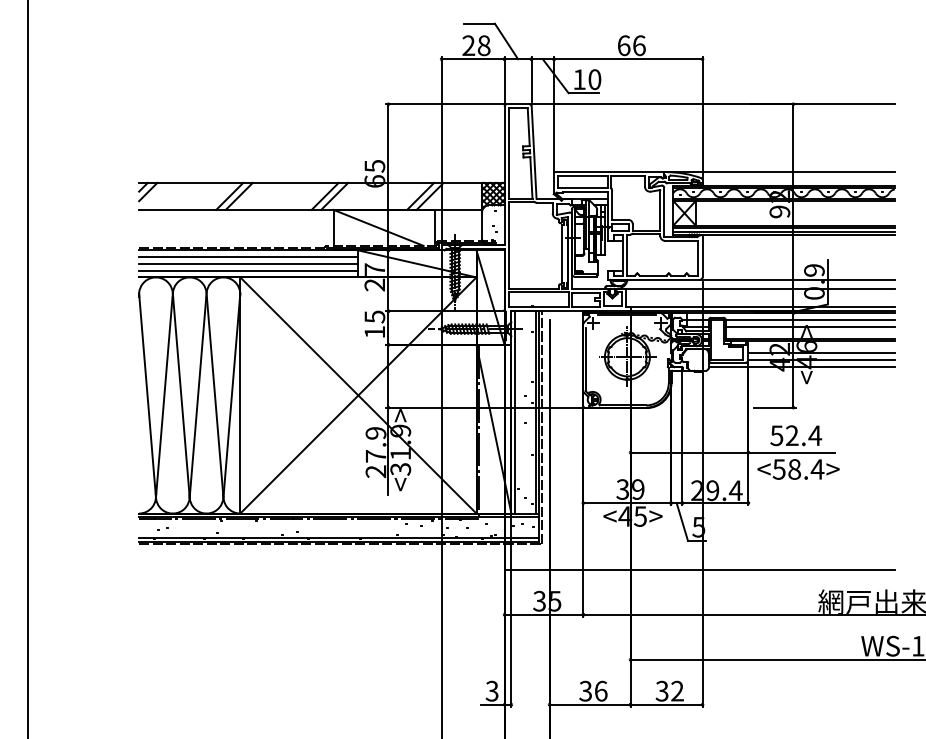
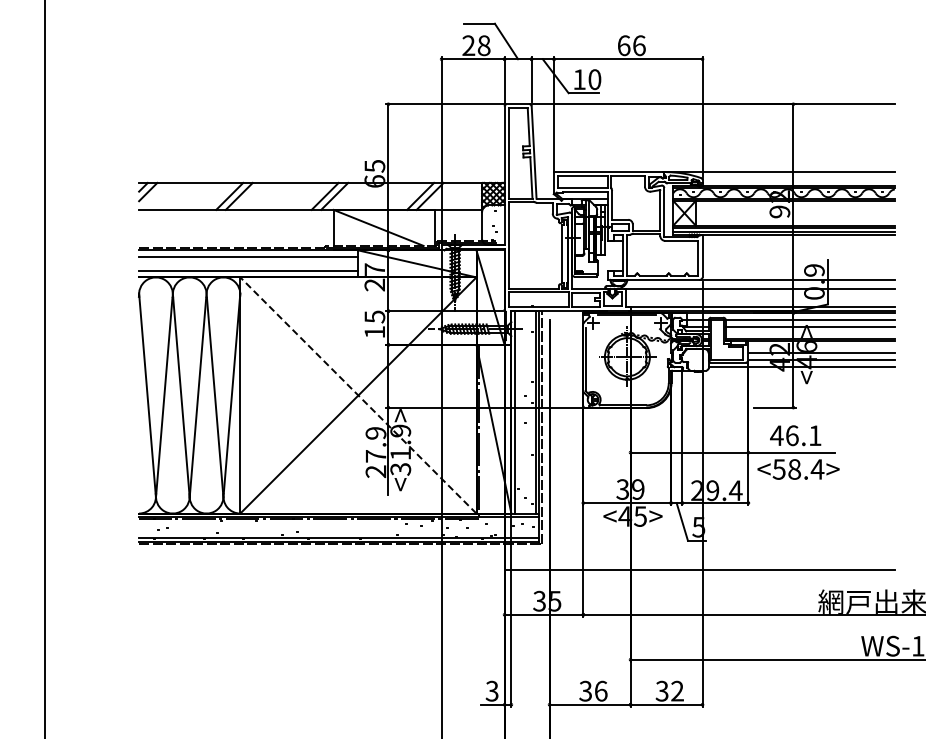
line: present -> none (248, 263)
line position: (27, 368) -> (44, 368) (44, 368)
line: solid -> dashed (358, 395)
text: 52.4 -> 46.1 (796, 435)
